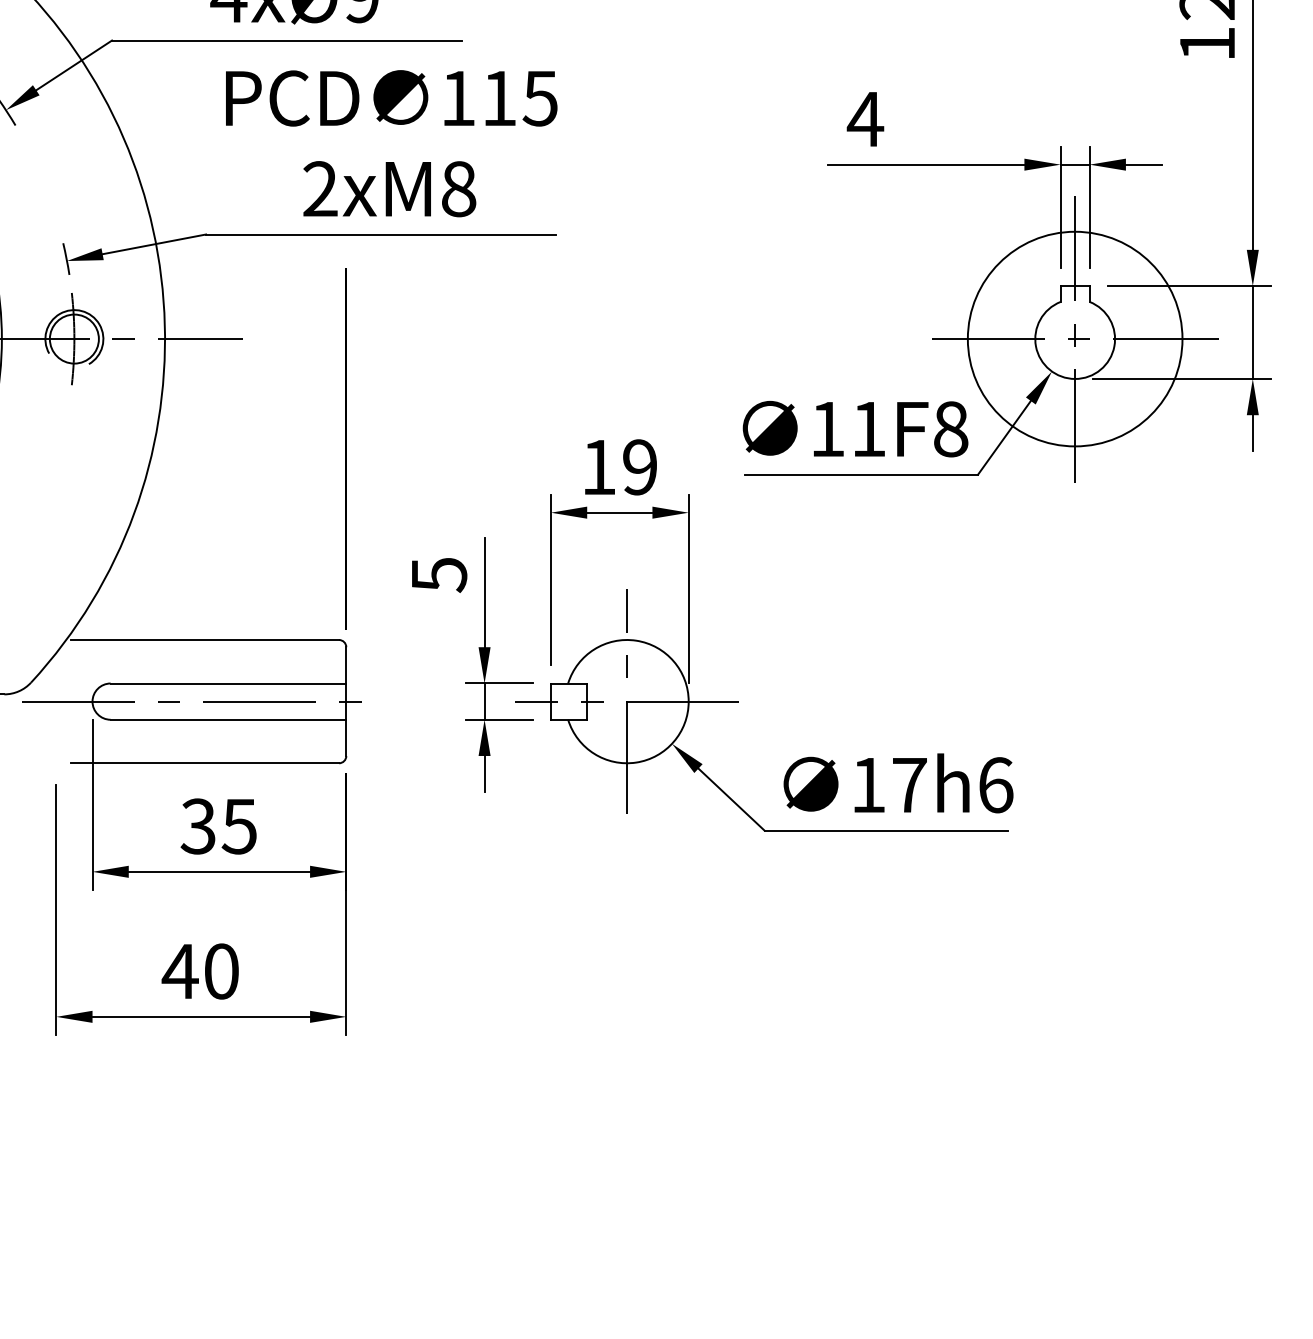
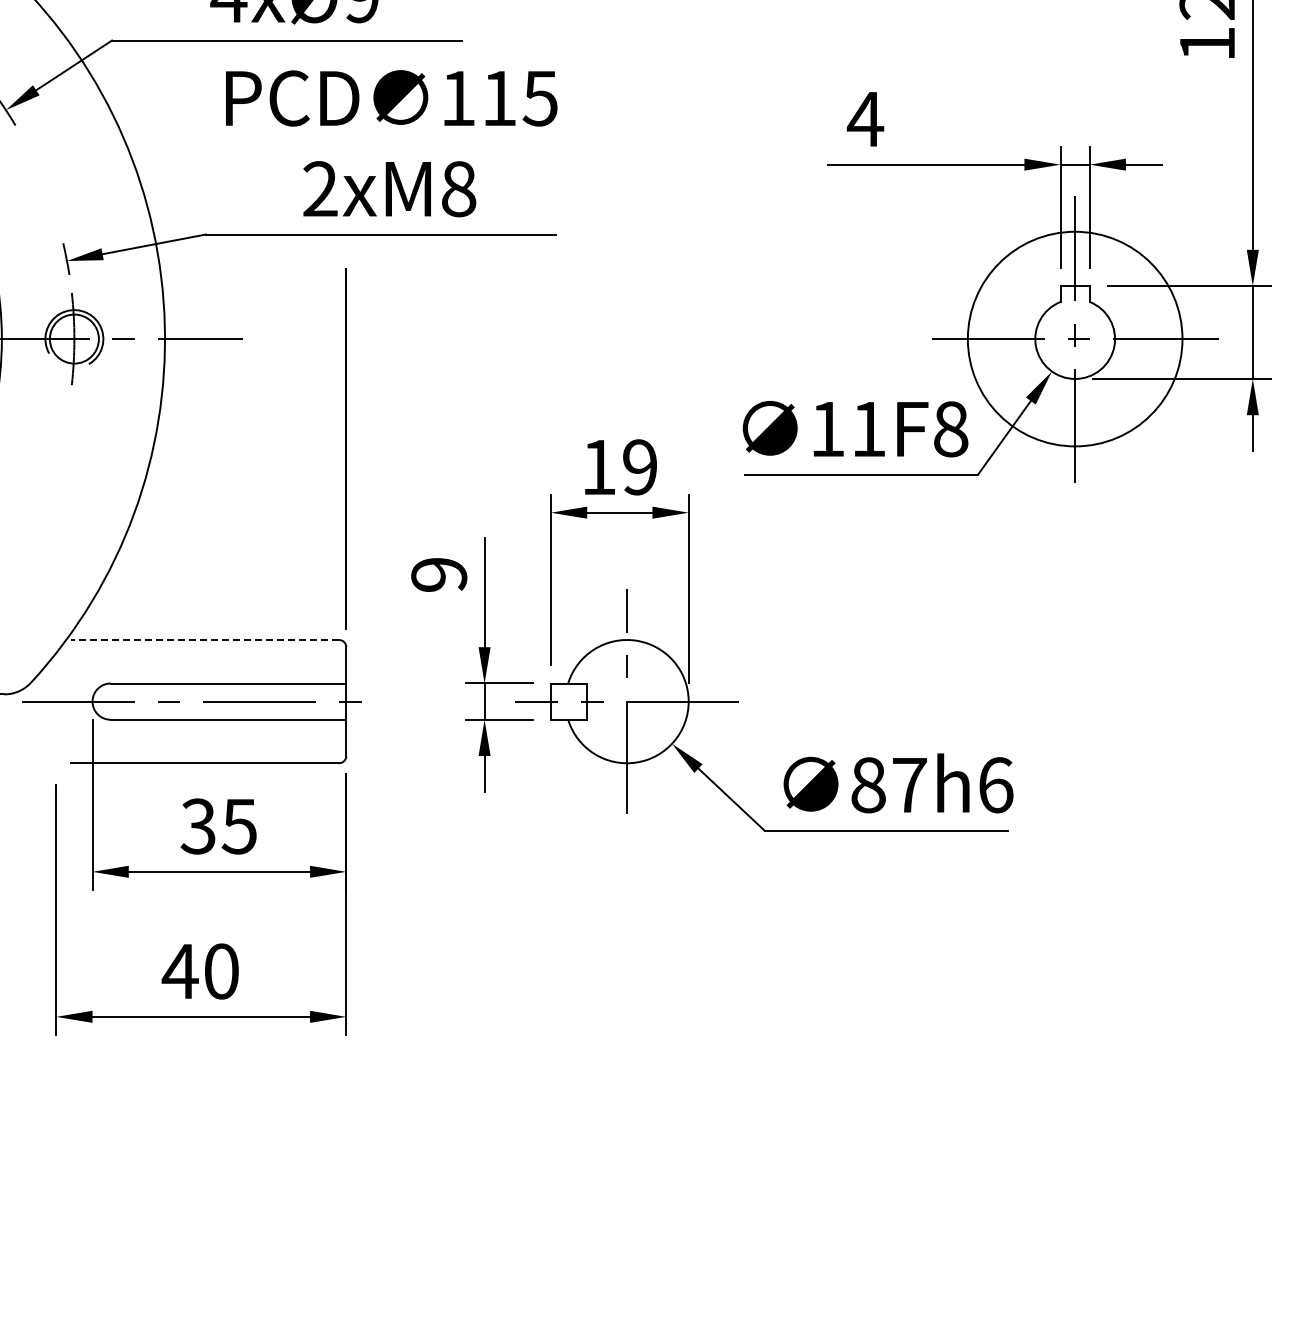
text: 5 -> 9 (439, 575)
line: solid -> dashed (204, 640)
text: 17h6 -> 87h6 (868, 785)
